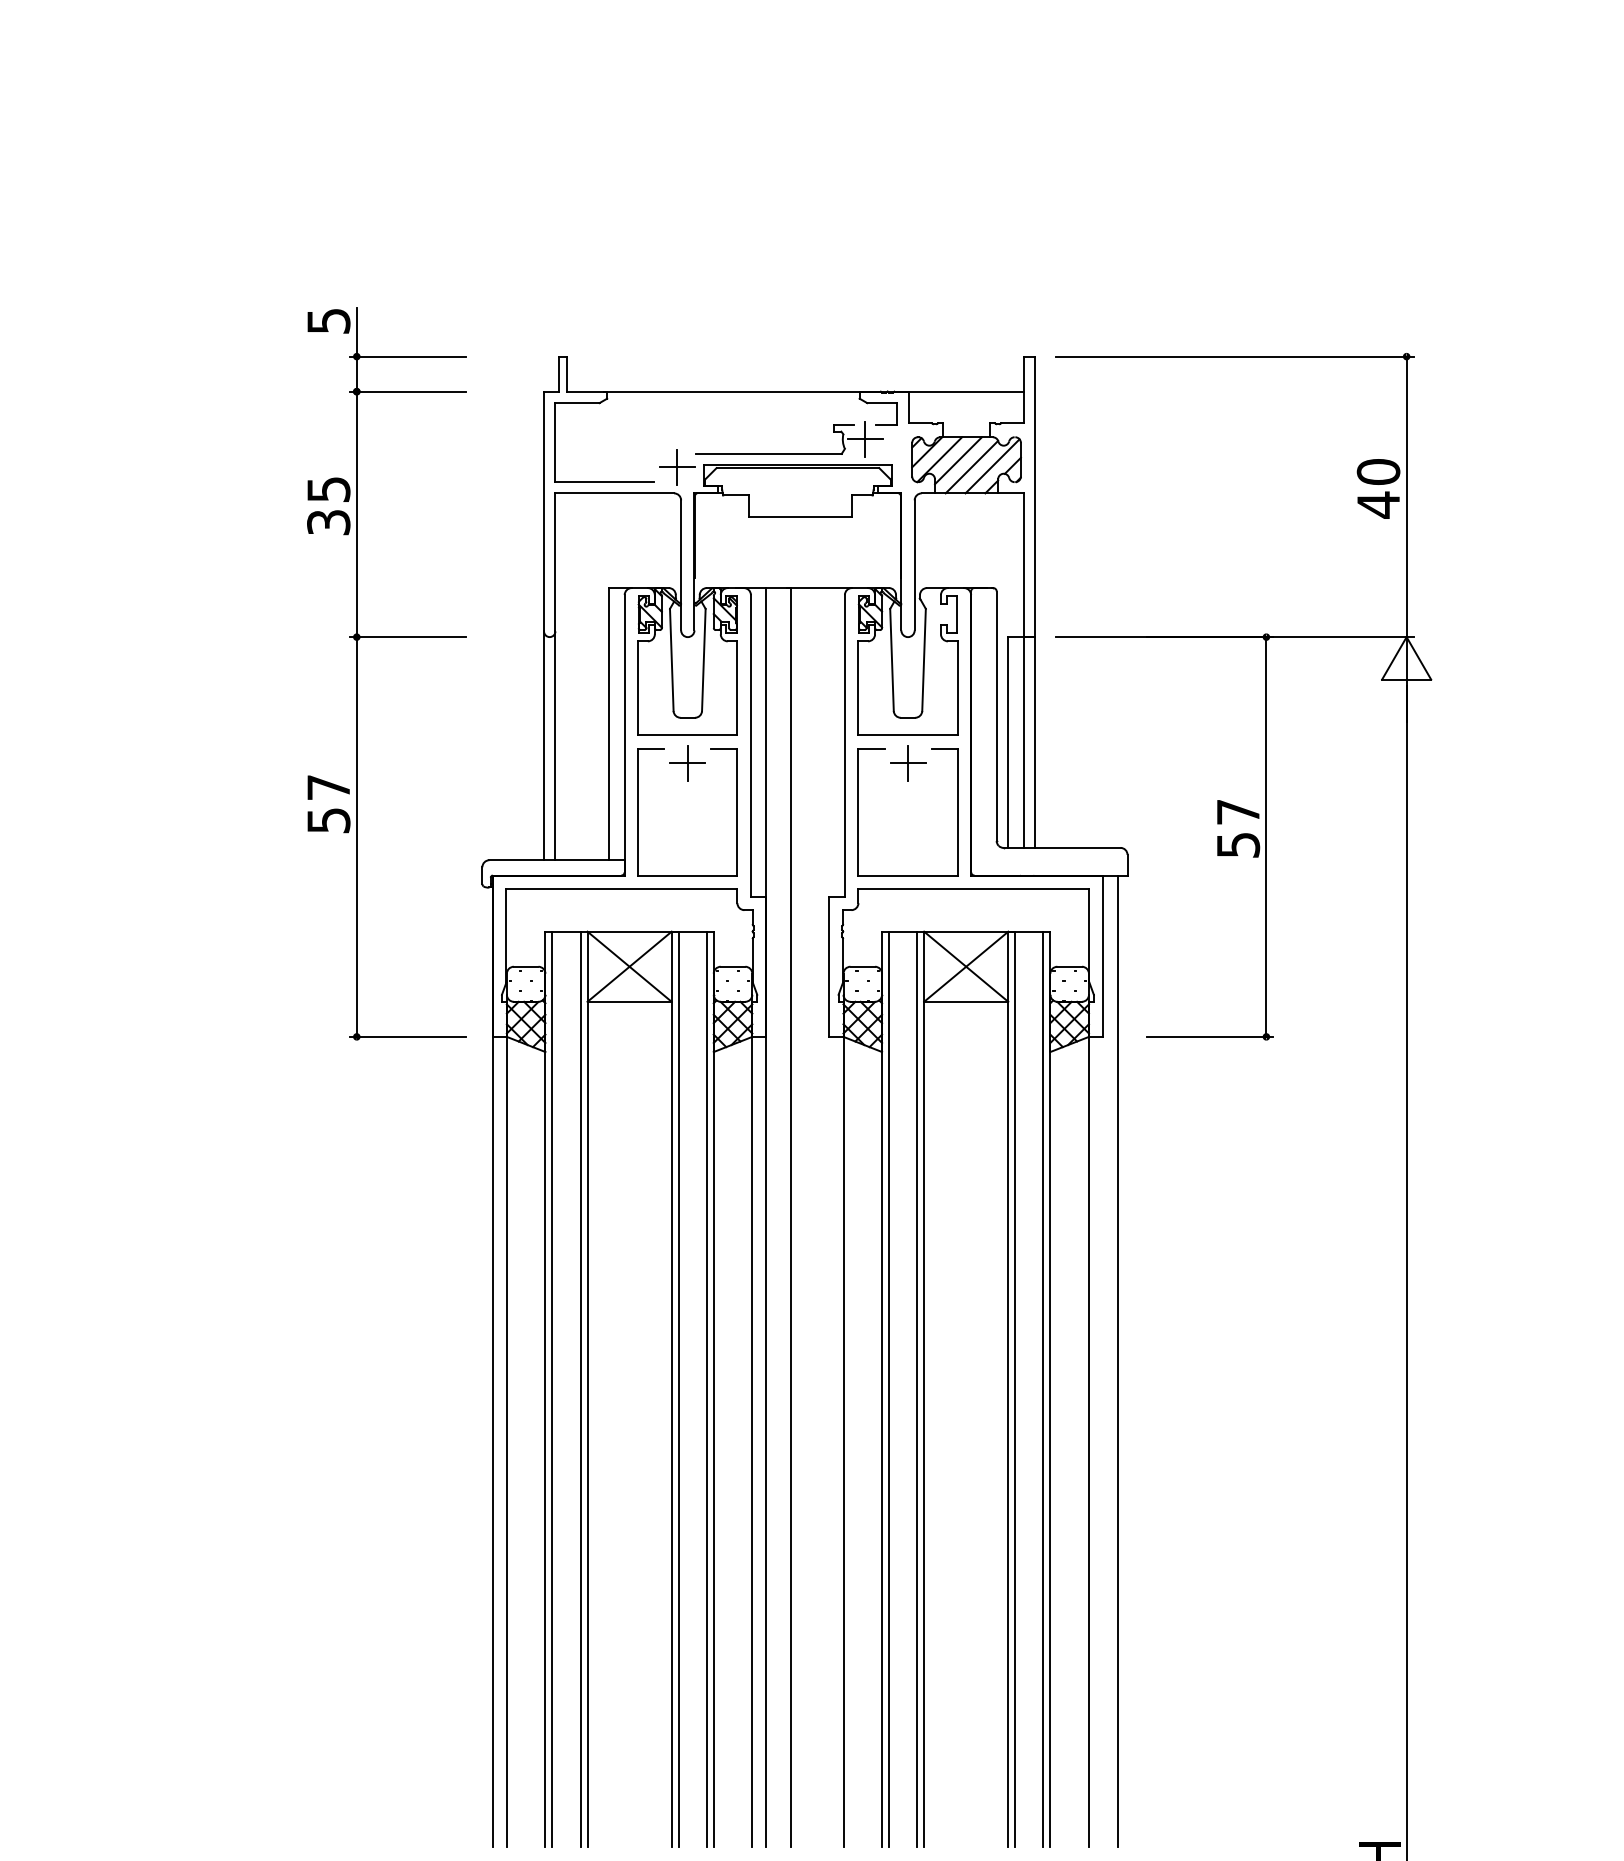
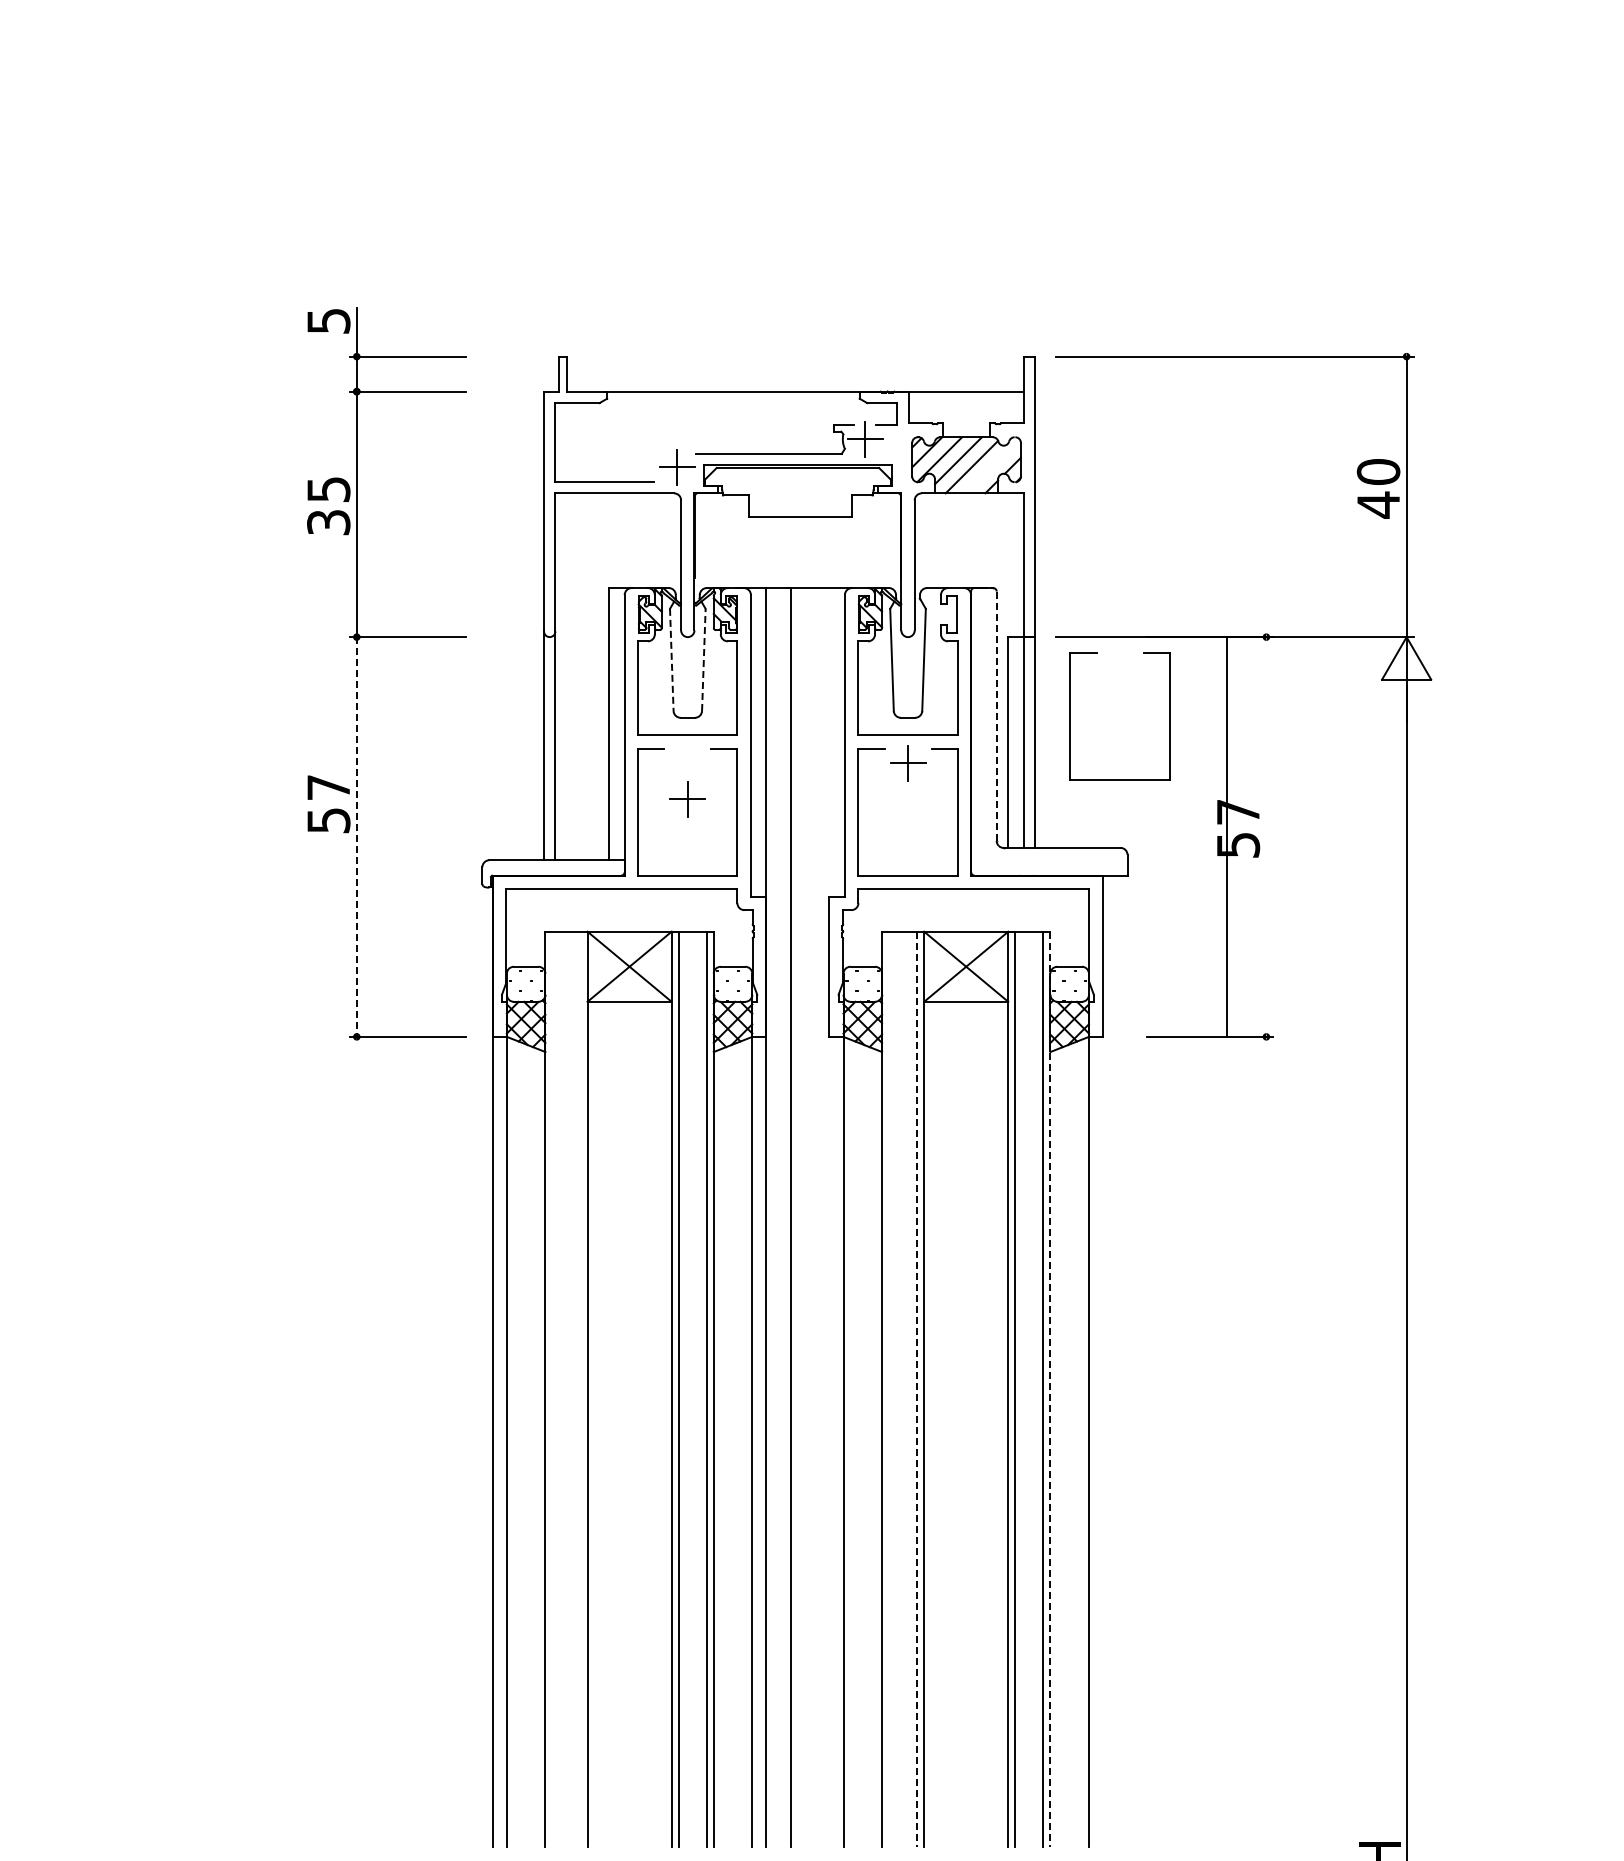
line: present -> none (992, 466)
line: solid -> dashed (703, 659)
line: solid -> dashed (671, 660)
line: solid -> dashed (996, 716)
part: none -> present (1070, 716)
part position: (687, 763) -> (687, 799) (687, 799)
line position: (1266, 836) -> (1227, 836) (1227, 836)
line: solid -> dashed (356, 837)
line: present -> none (1118, 1360)
line: present -> none (552, 1388)
line: present -> none (580, 1388)
line: present -> none (889, 1388)
line: solid -> dashed (917, 1389)
line: solid -> dashed (1050, 1389)
